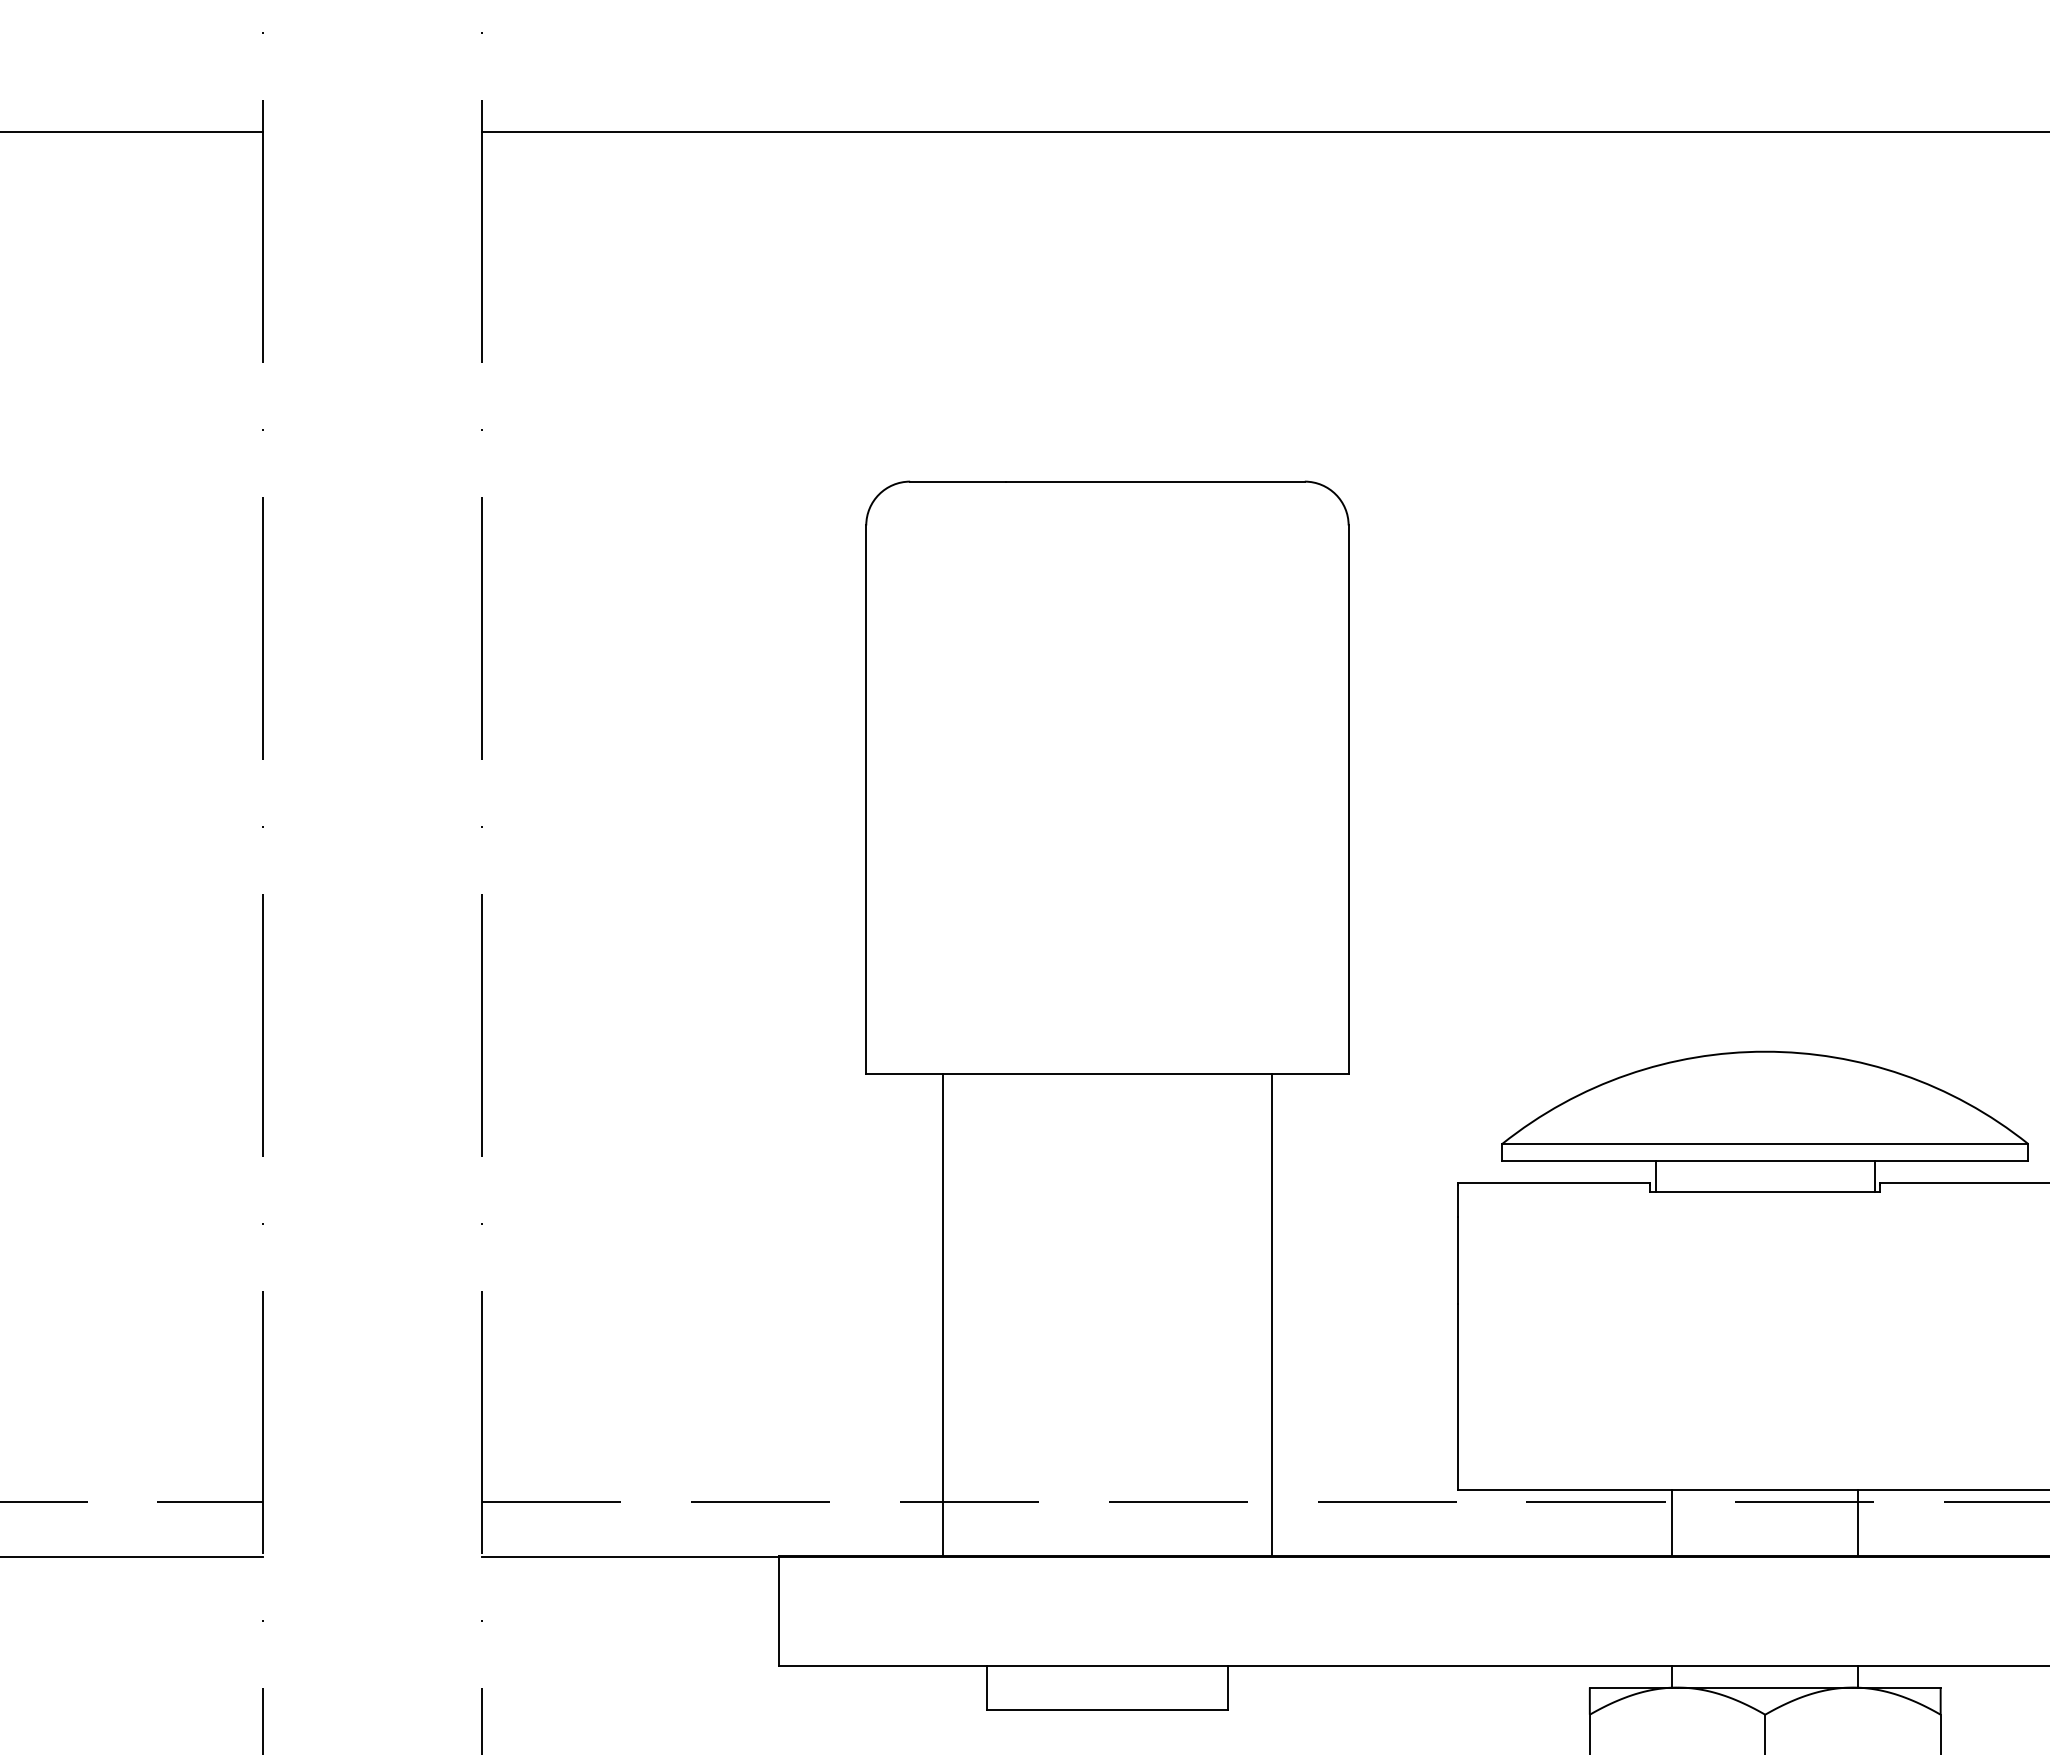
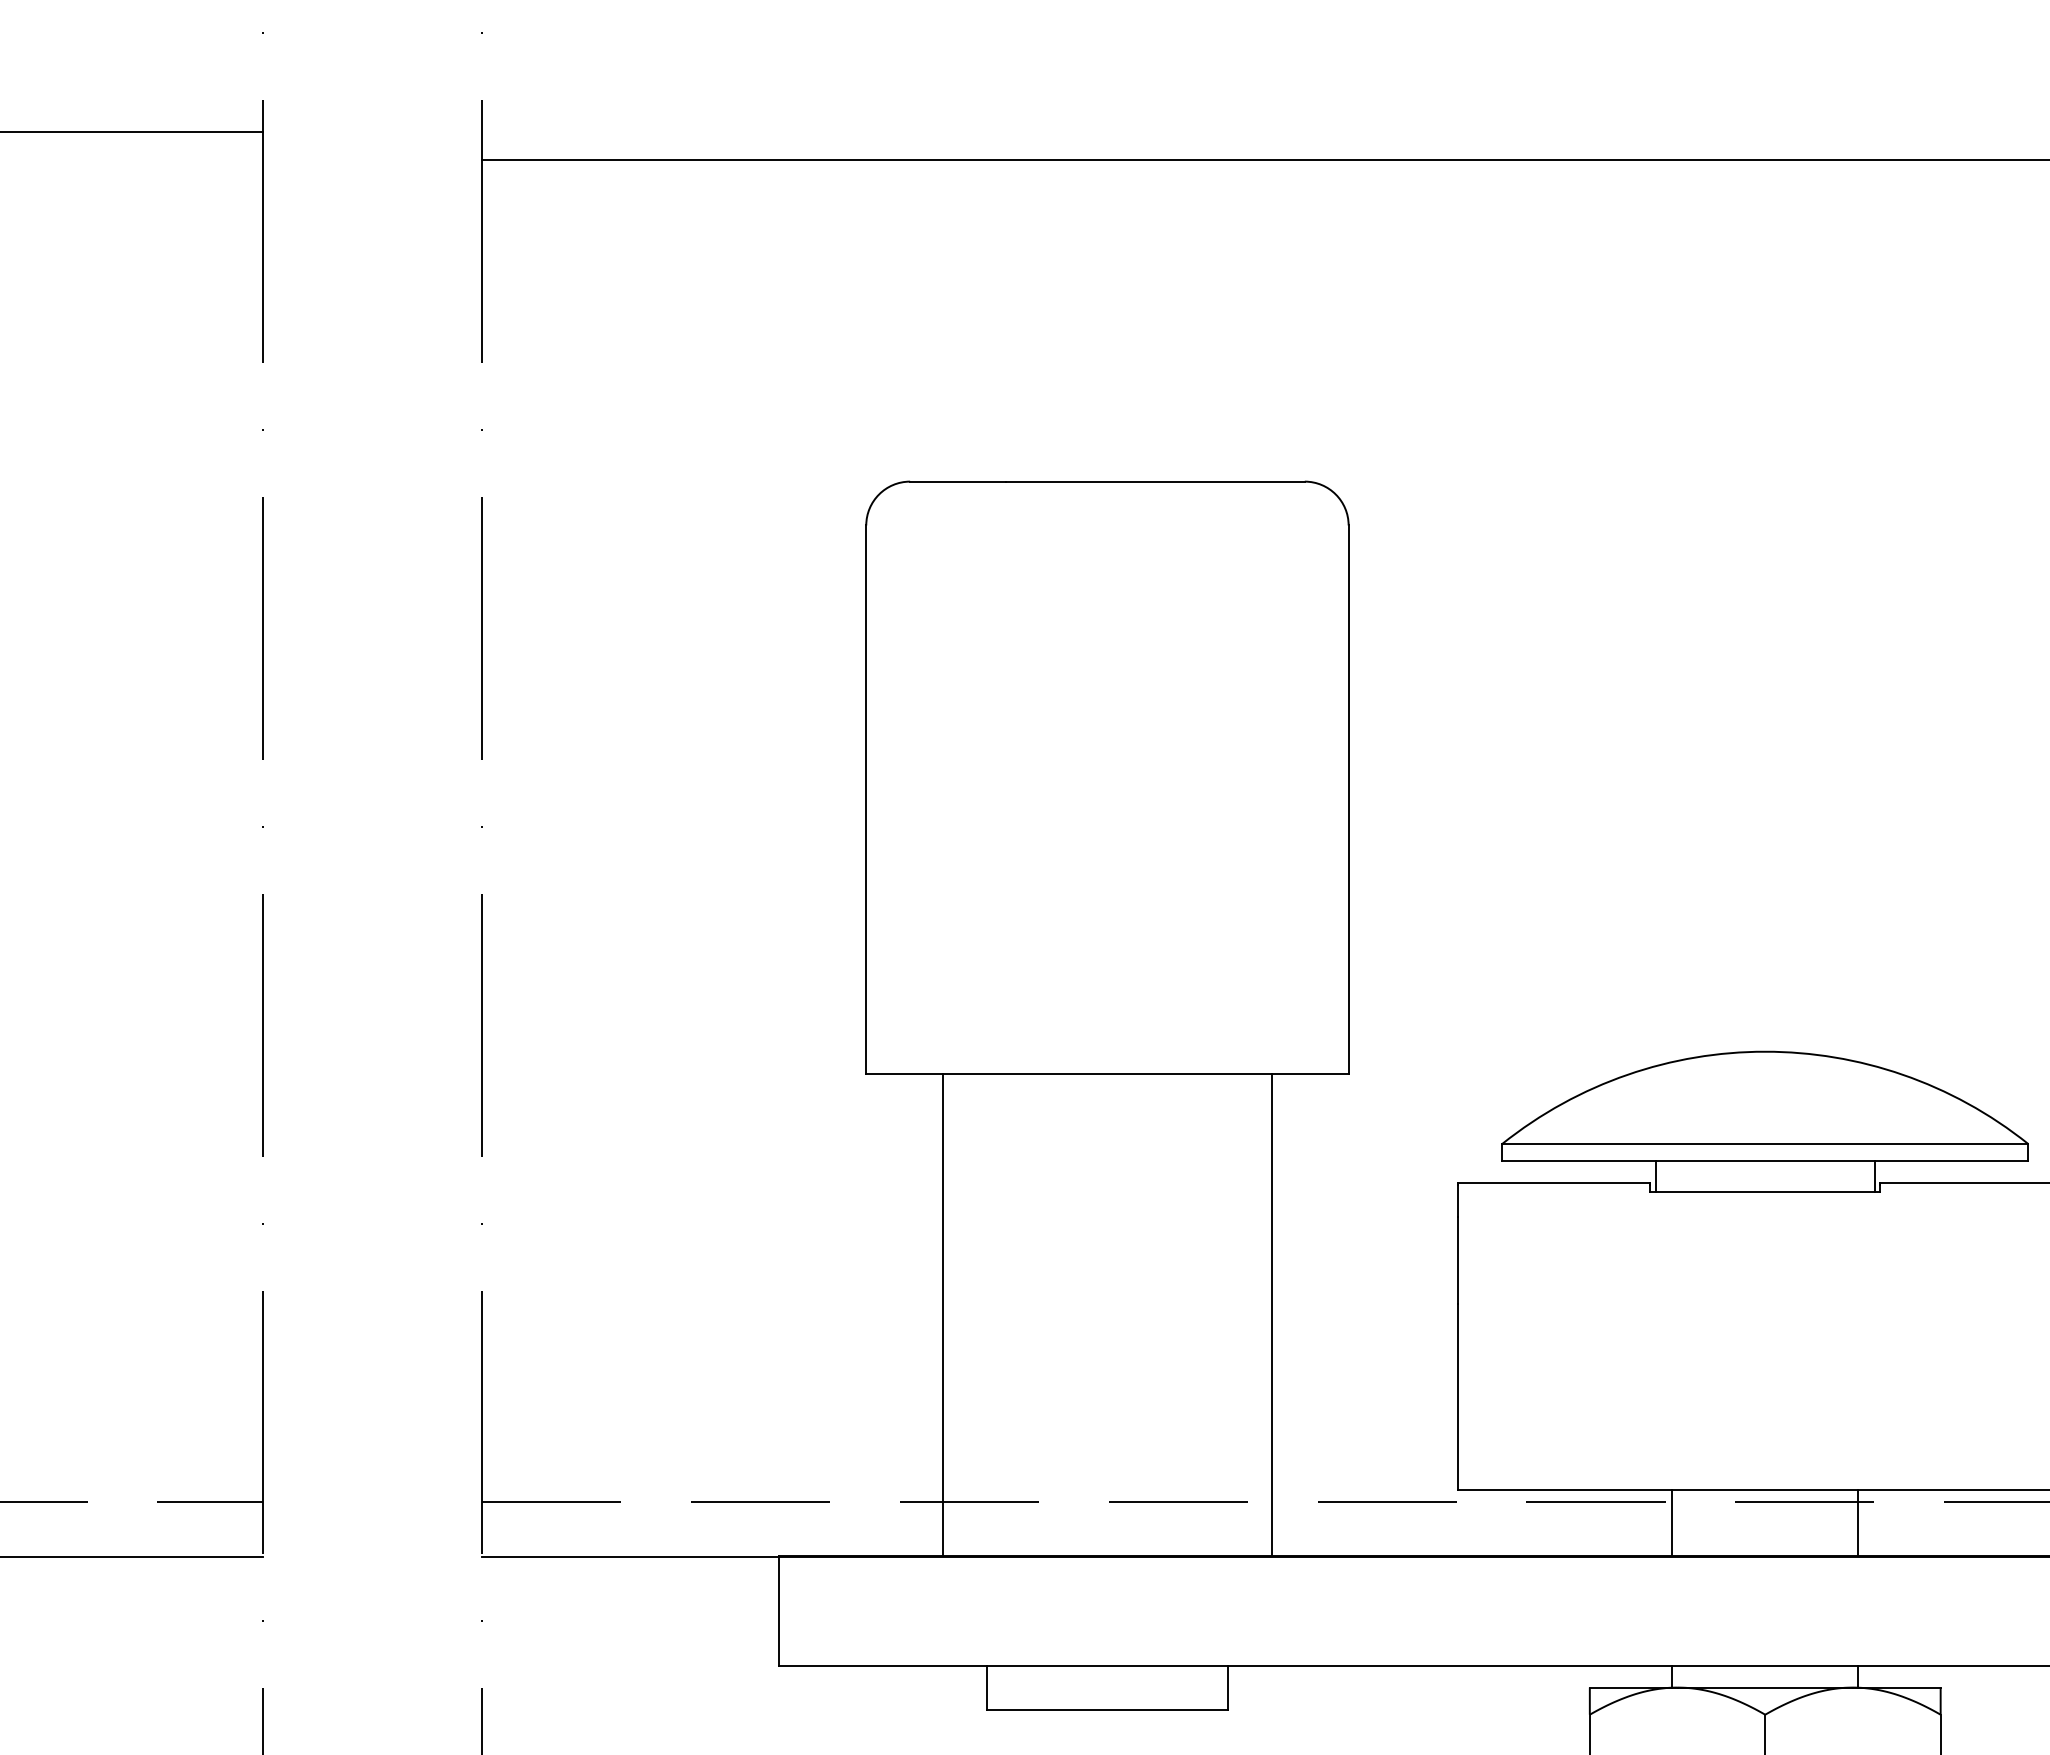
line position: (1264, 131) -> (1264, 159) (1264, 159)
